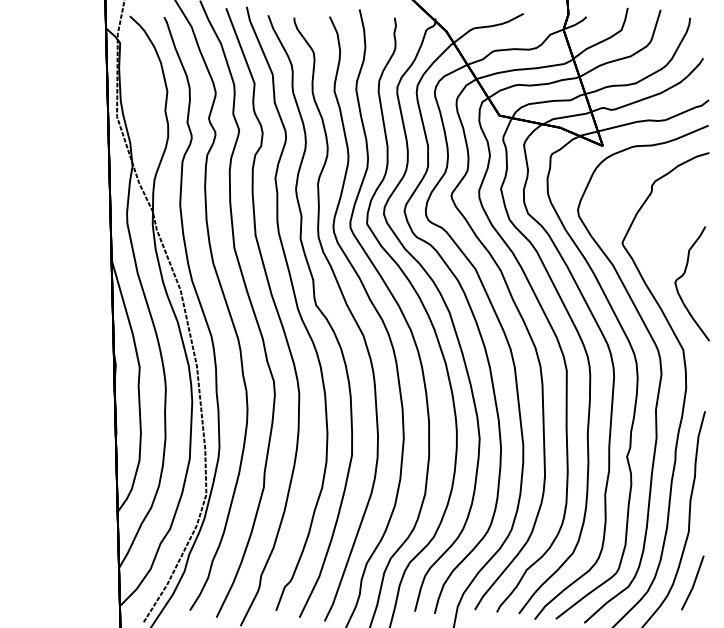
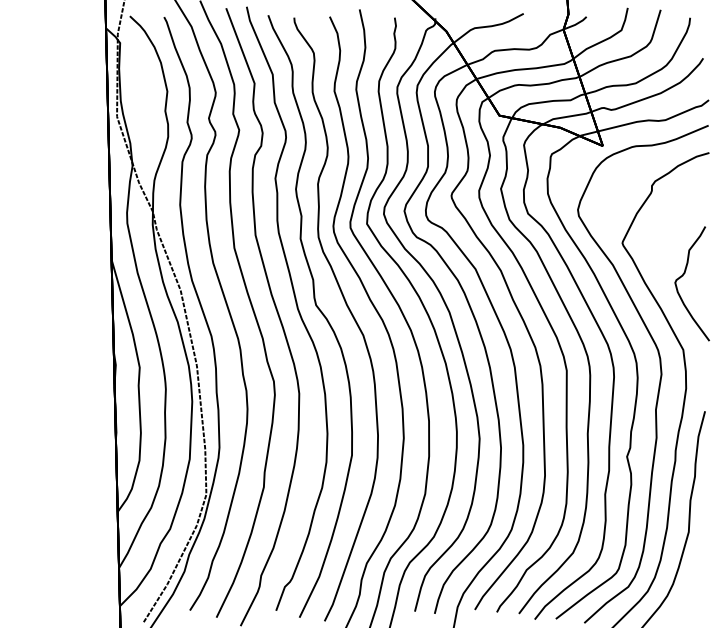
line: present -> none (693, 582)
